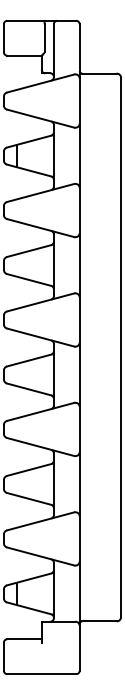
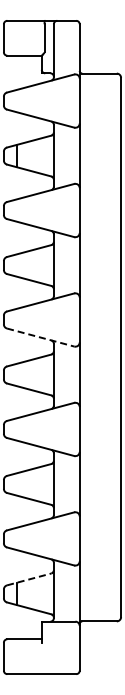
line: solid -> dashed (40, 337)
line: solid -> dashed (29, 579)
